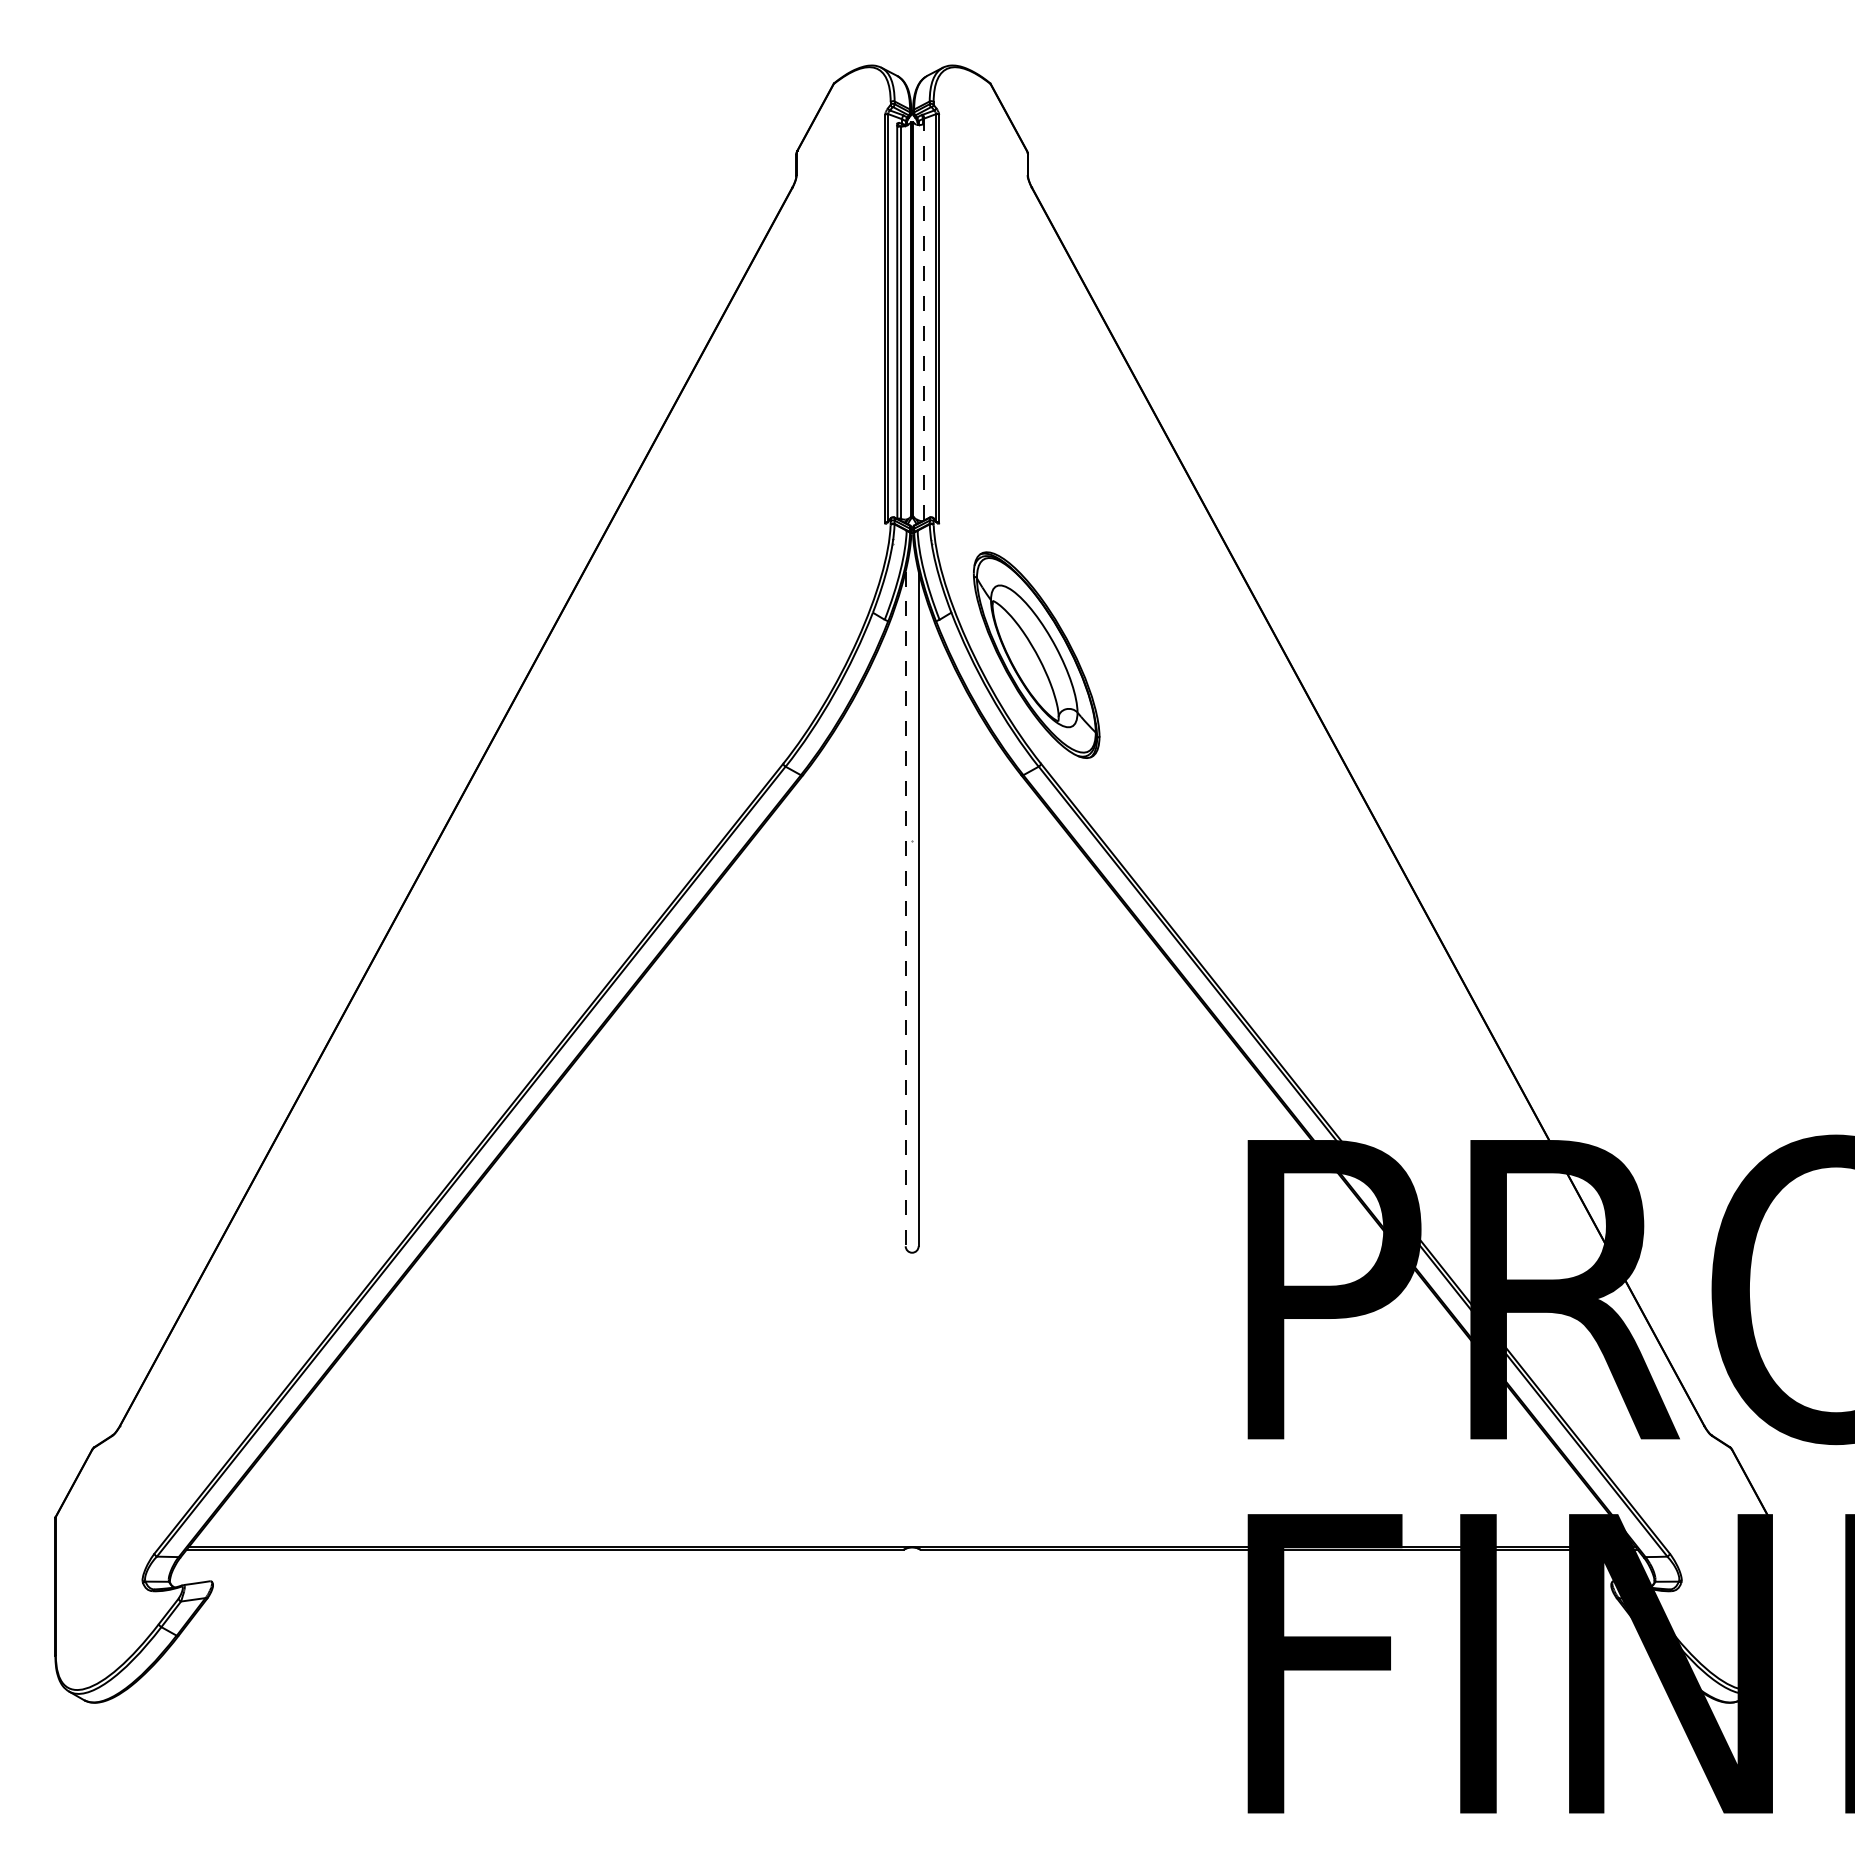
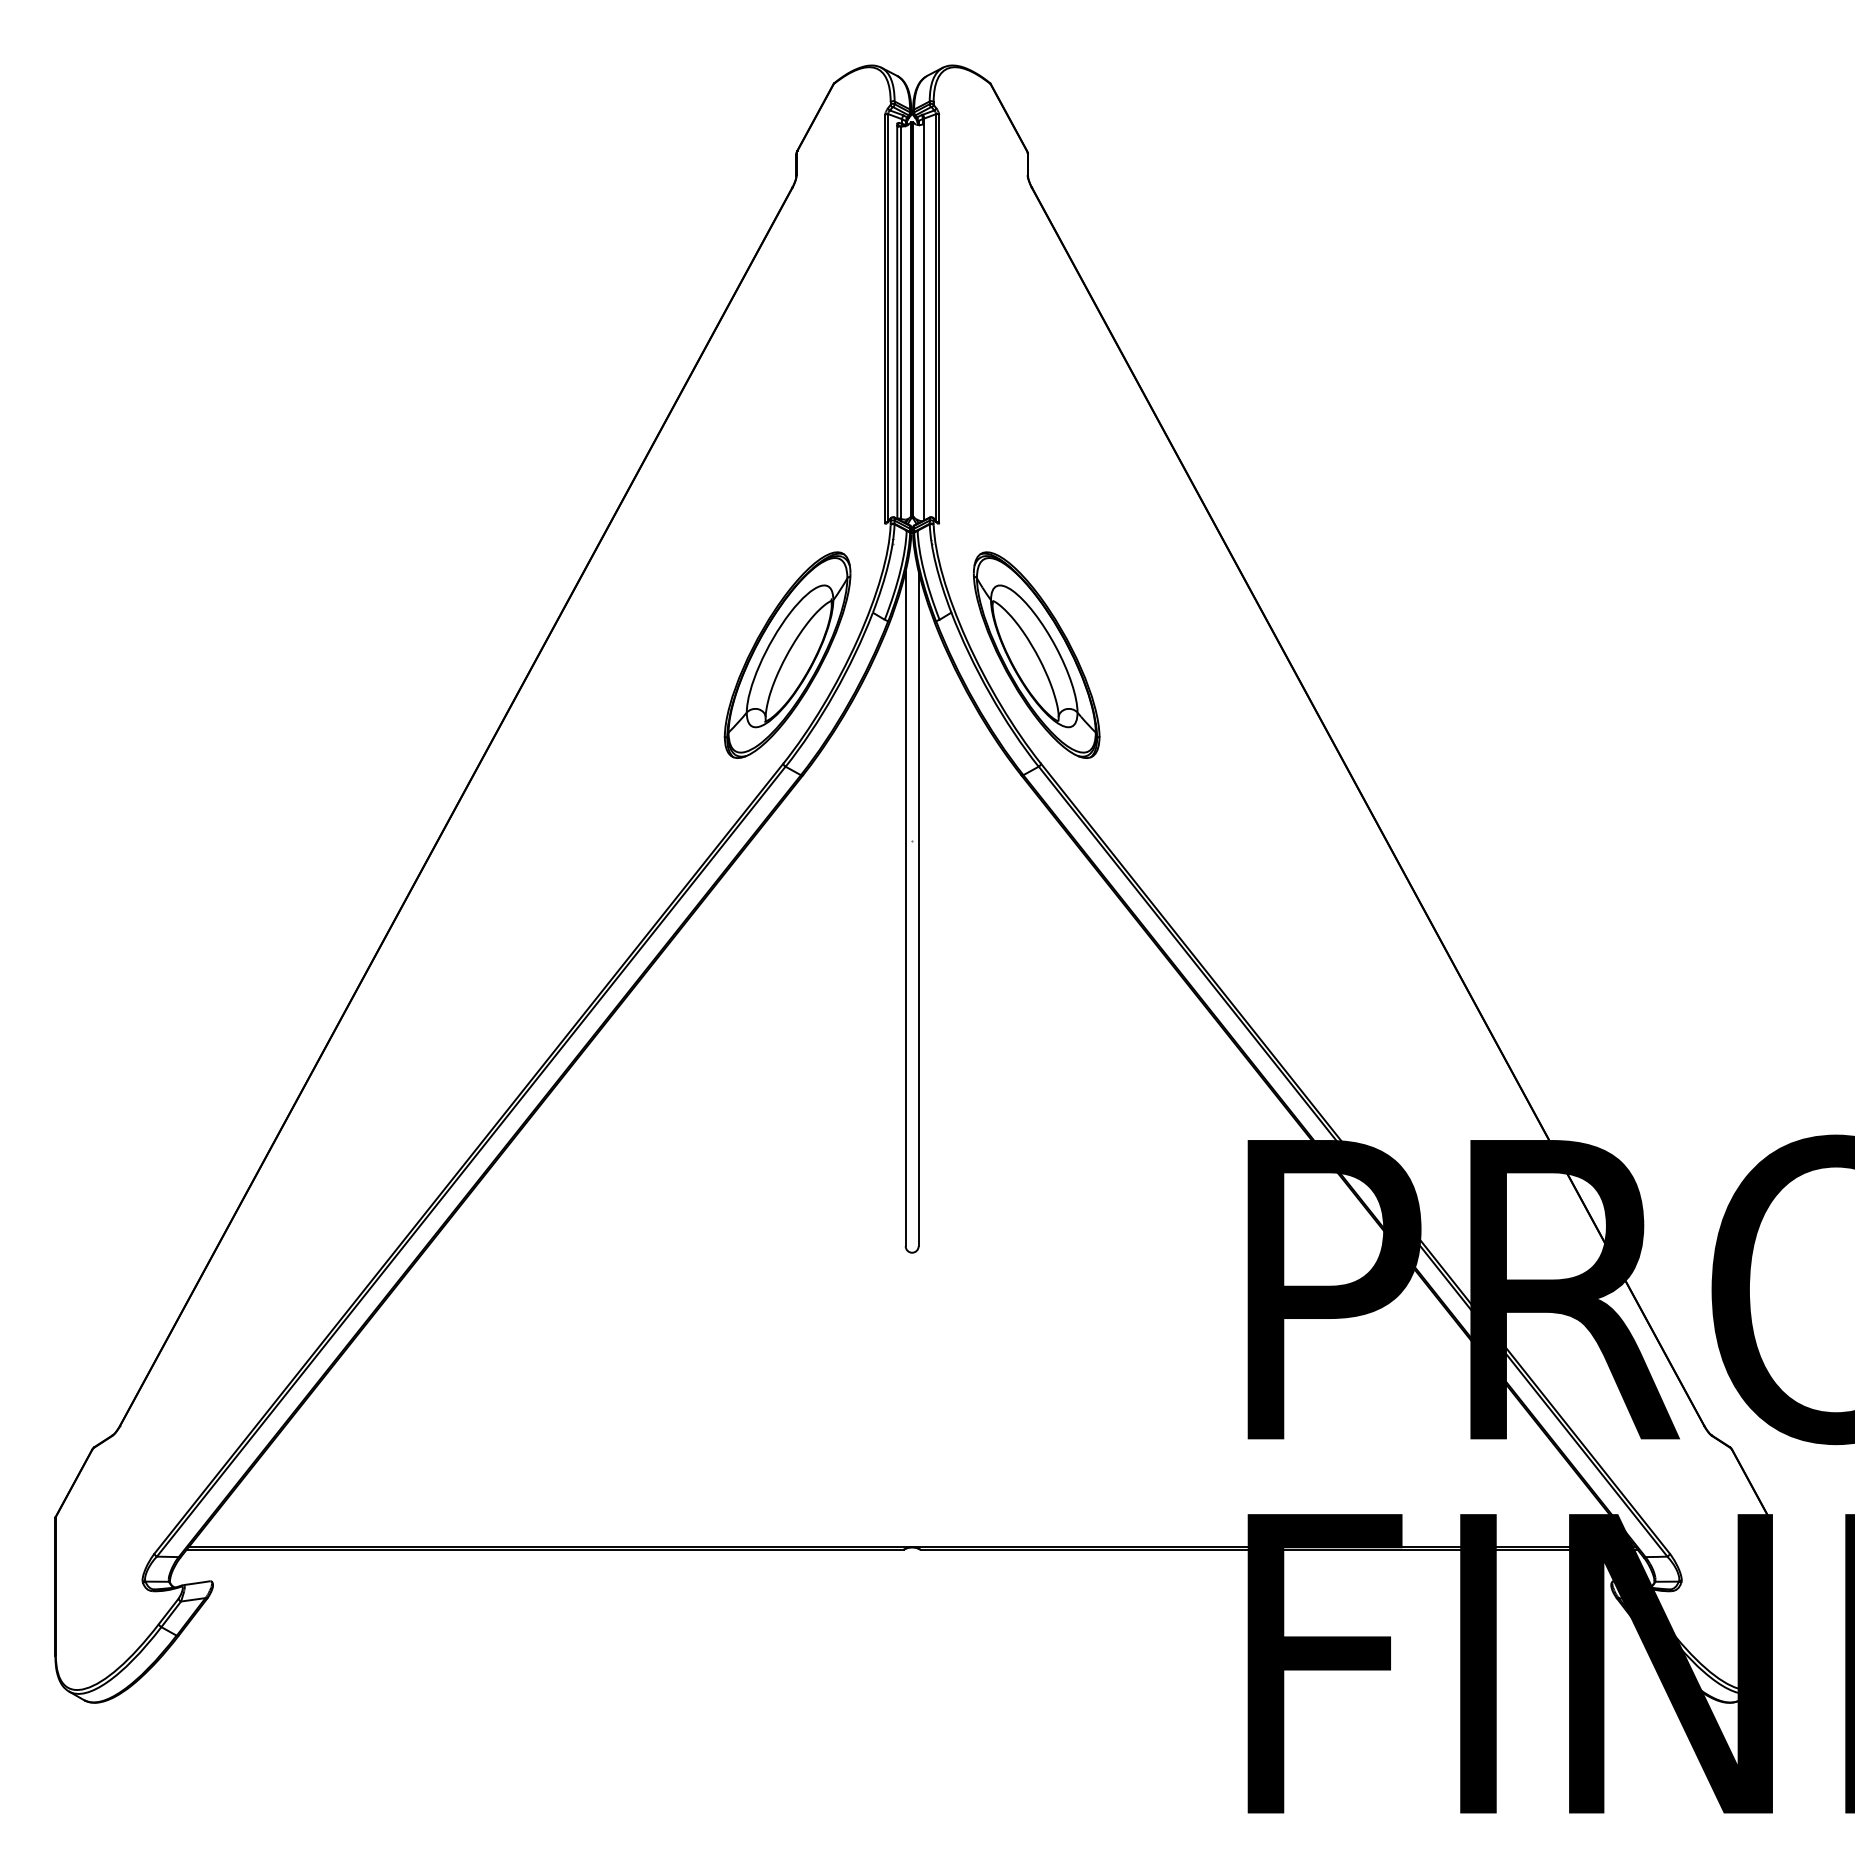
line: dashed -> solid (924, 319)
part: none -> present (787, 654)
line: dashed -> solid (905, 909)
